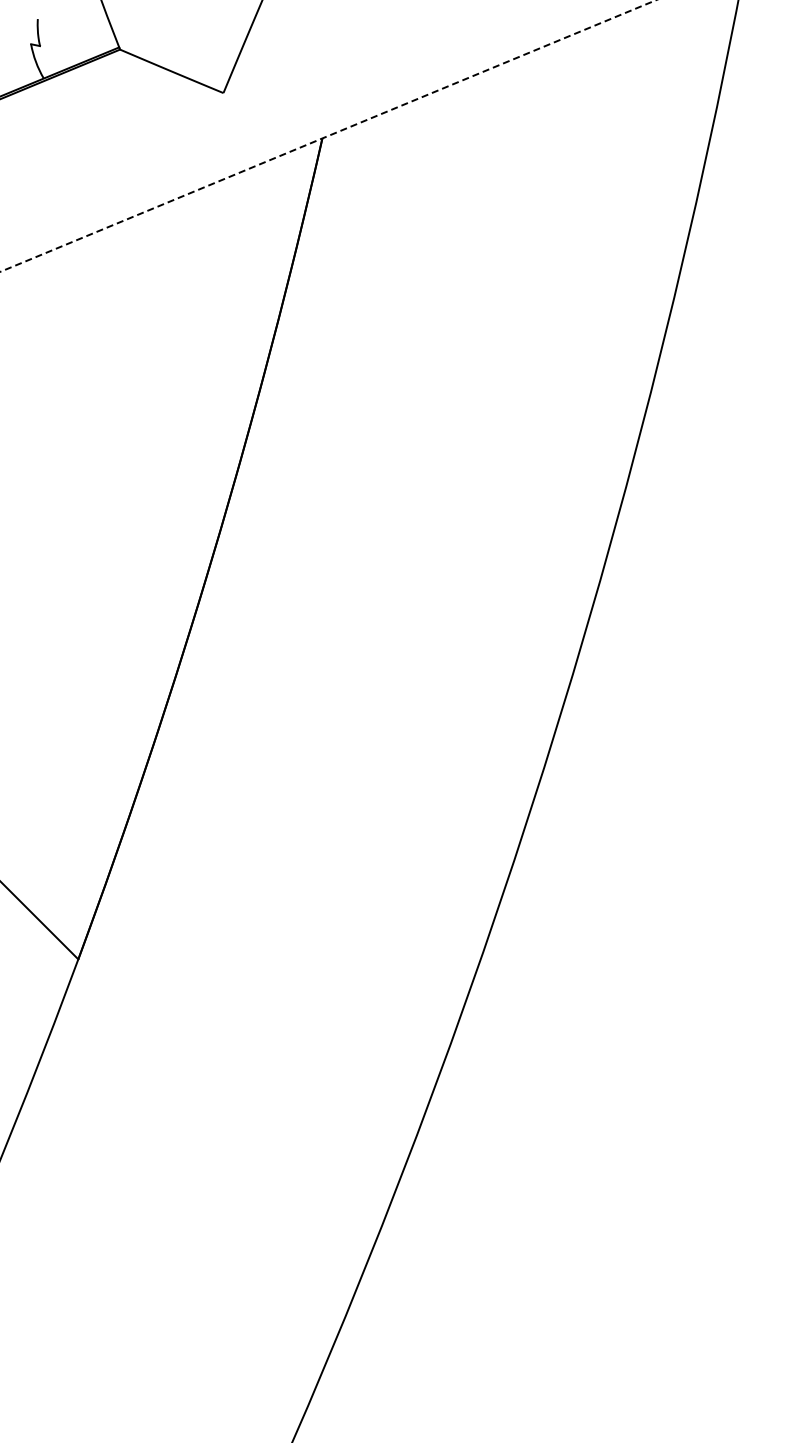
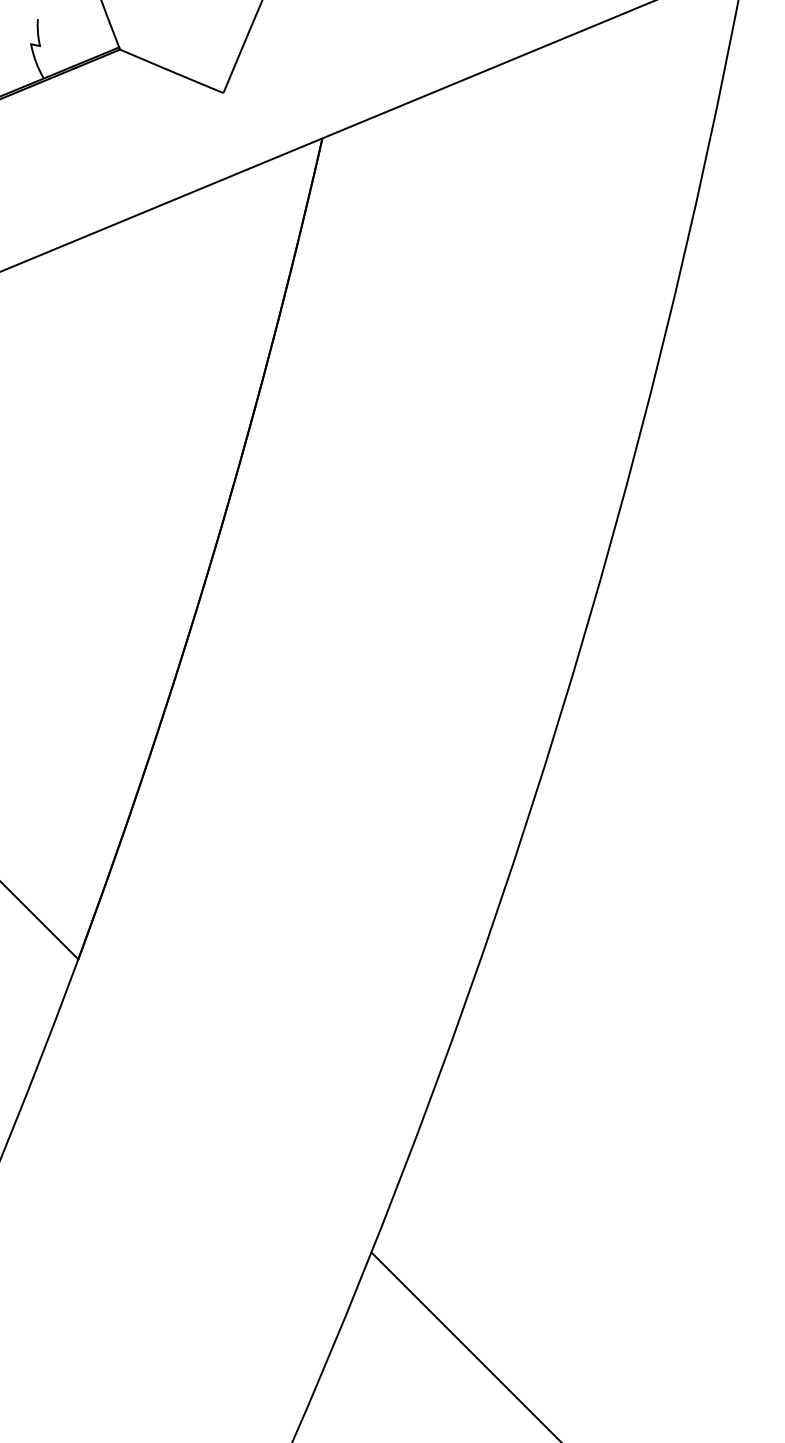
line: dashed -> solid (328, 135)
line: none -> present (464, 1345)
